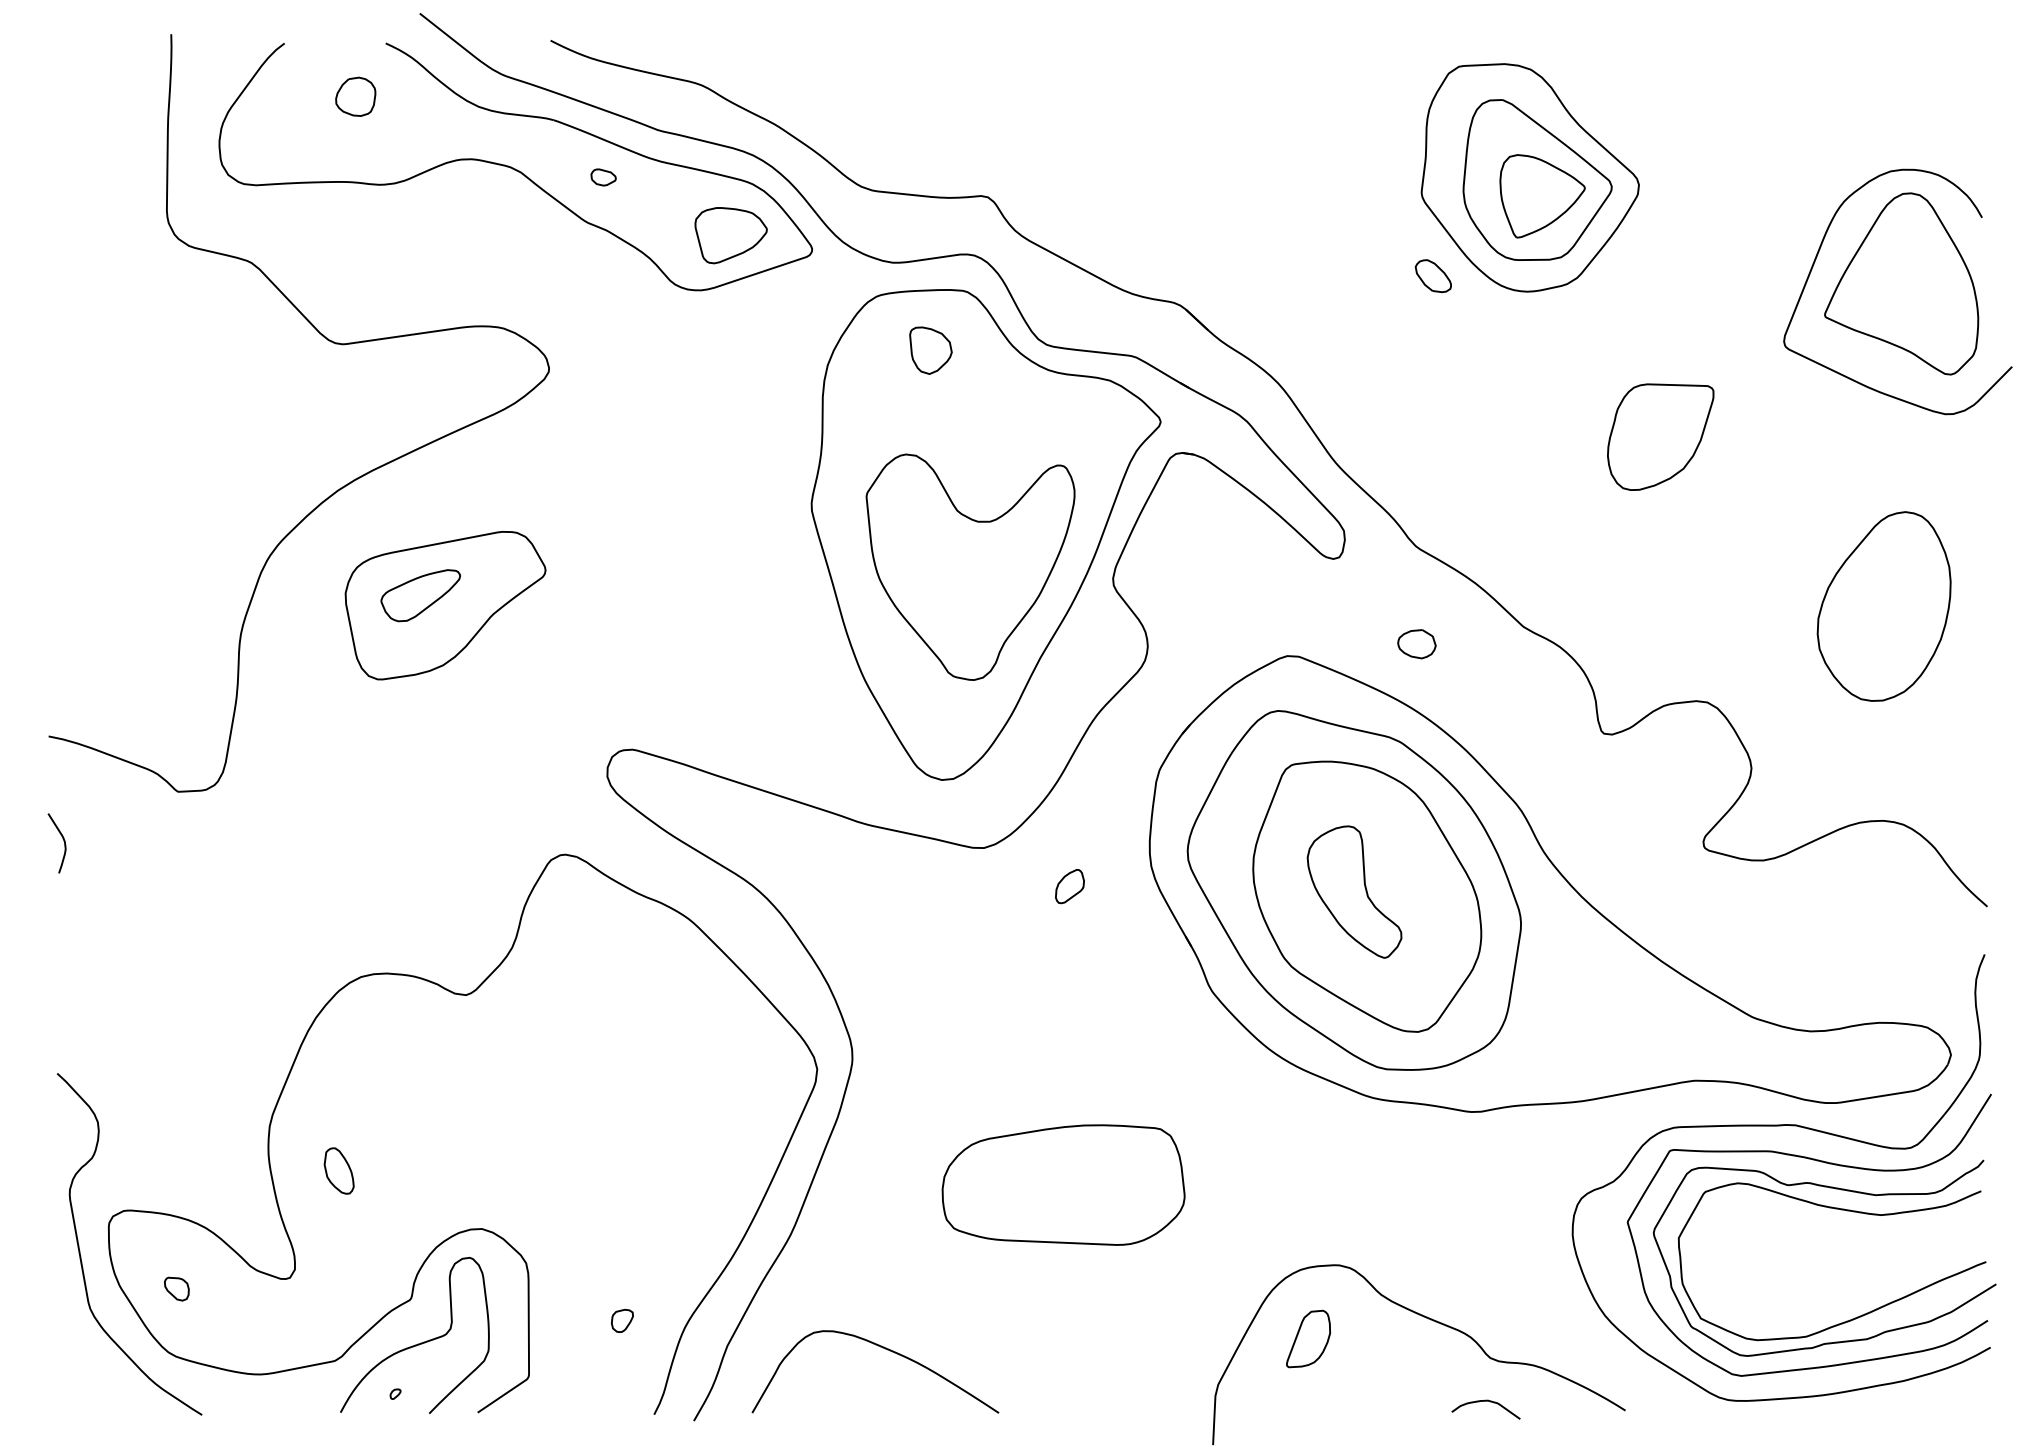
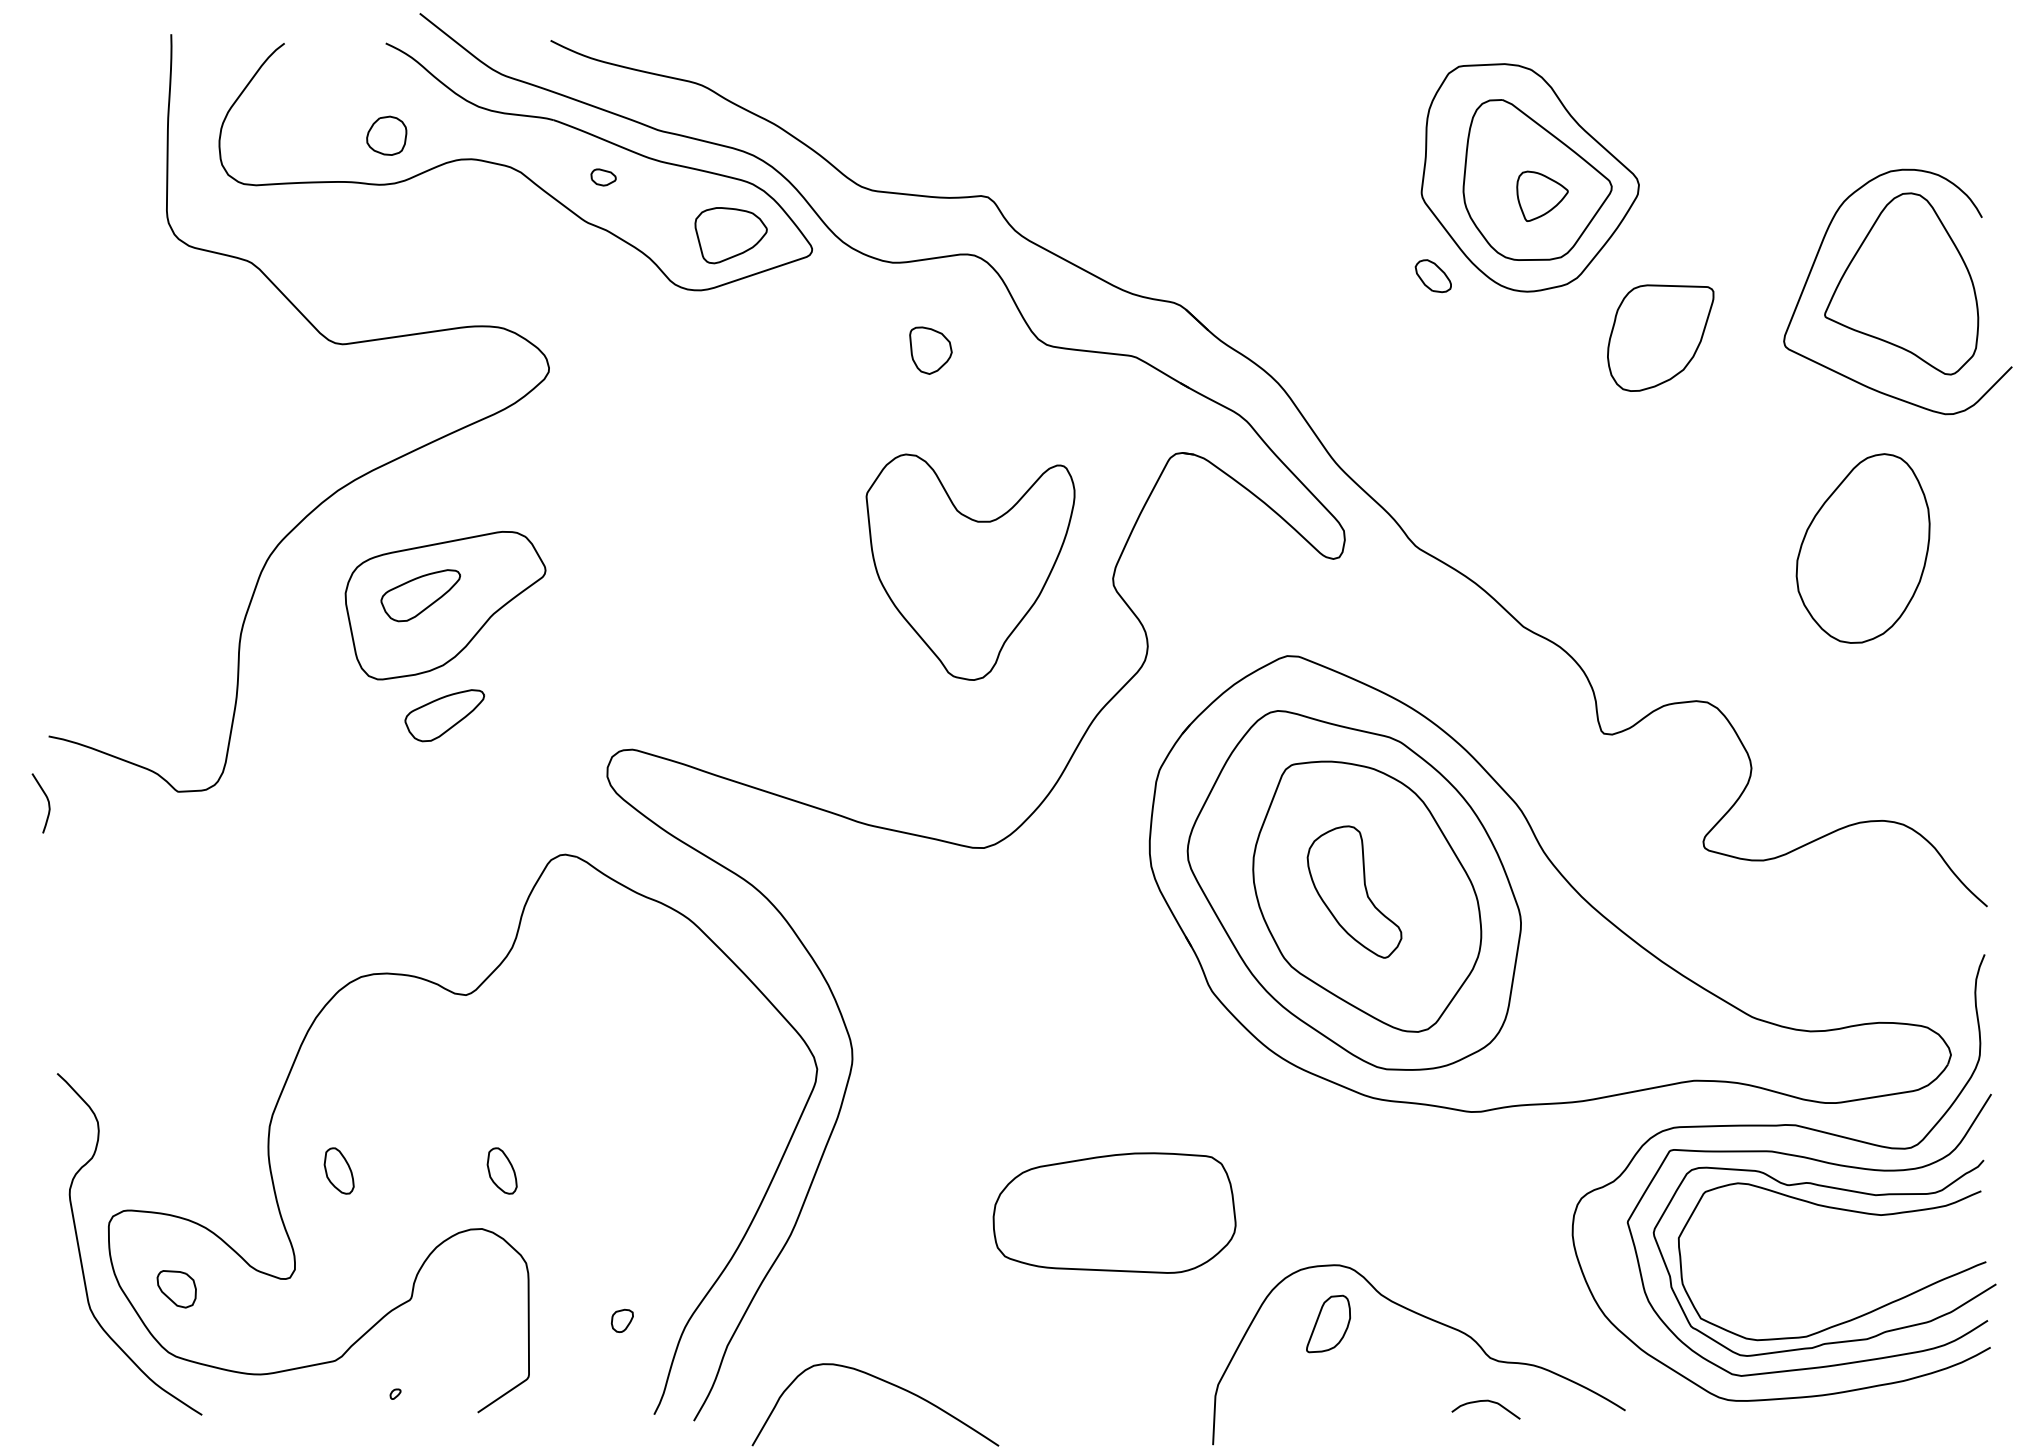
part position: (355, 96) -> (386, 135) (386, 135)
part size: 87x85 px -> 53x52 px (1542, 195)
part position: (1660, 436) -> (1660, 337) (1660, 337)
part: present -> none (985, 534)
part position: (1883, 606) -> (1862, 548) (1862, 548)
part: present -> none (1416, 644)
part: none -> present (444, 715)
curve position: (63, 841) -> (47, 801) (47, 801)
part: present -> none (1069, 886)
part: none -> present (501, 1170)
part position: (1063, 1184) -> (1114, 1212) (1114, 1212)
part size: 26x26 px -> 41x39 px (176, 1289)
part position: (1308, 1338) -> (1328, 1323) (1328, 1323)
curve: present -> none (418, 1343)
curve position: (882, 1348) -> (882, 1381) (882, 1381)
